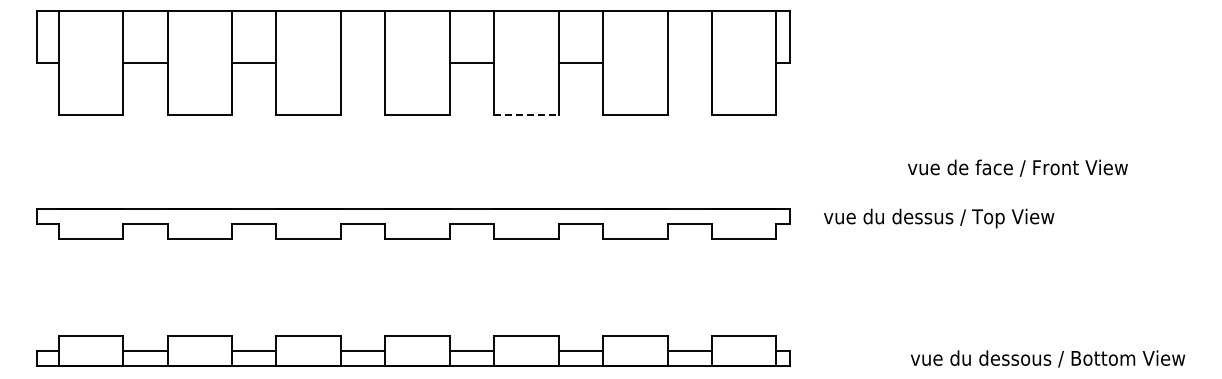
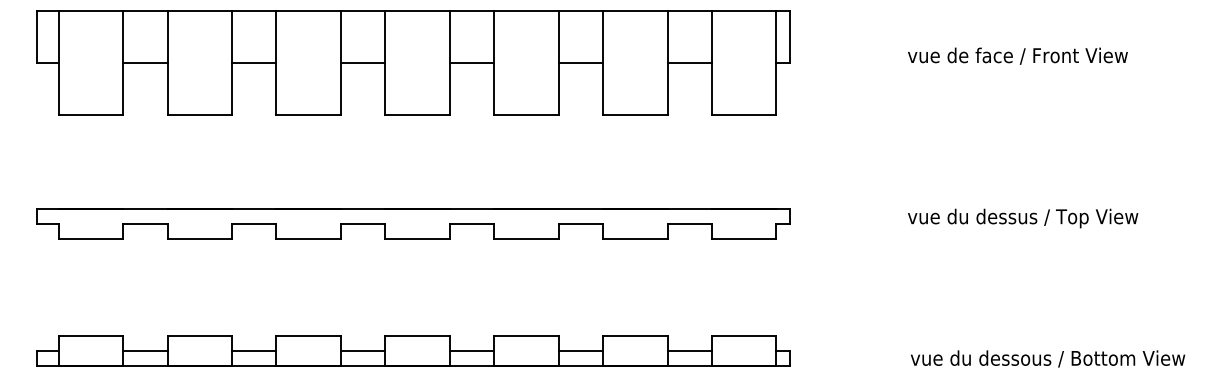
line: none -> present (363, 63)
line: none -> present (689, 63)
line: dashed -> solid (526, 114)
text position: (1017, 167) -> (1017, 55) (1017, 55)
text position: (939, 218) -> (1023, 218) (1023, 218)
